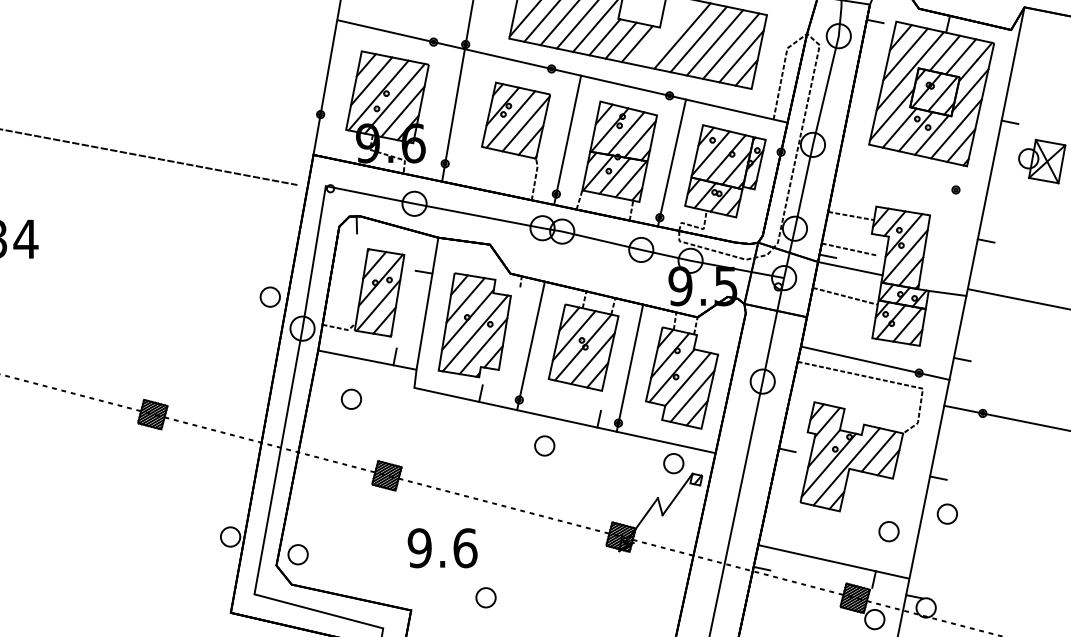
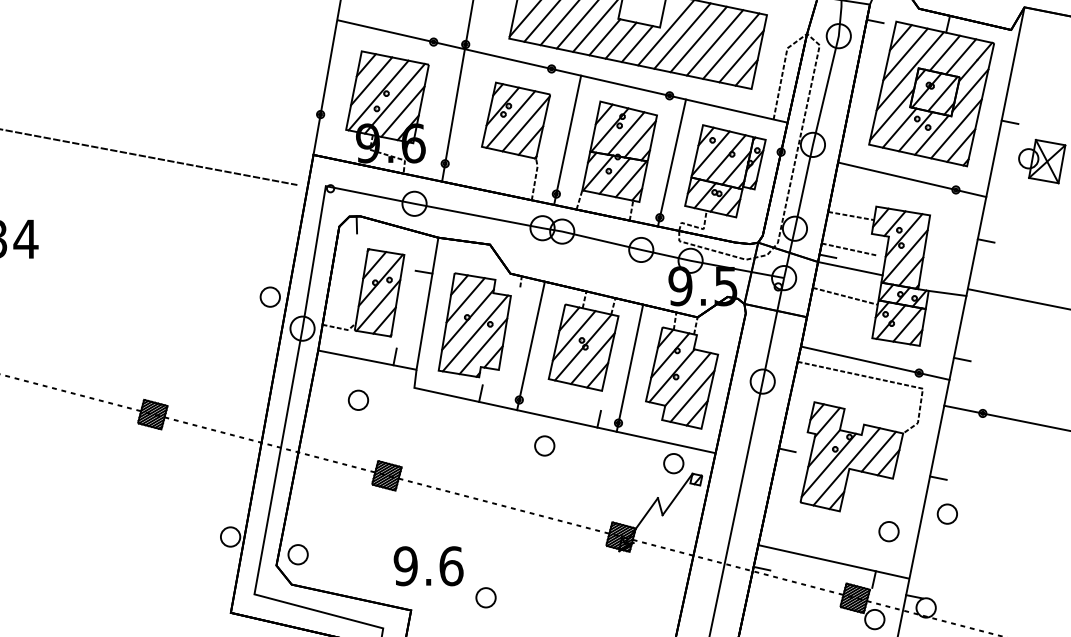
line: none -> present (665, 33)
line: none -> present (912, 179)
part position: (351, 398) -> (358, 399) (358, 399)
text position: (442, 548) -> (428, 566) (428, 566)
